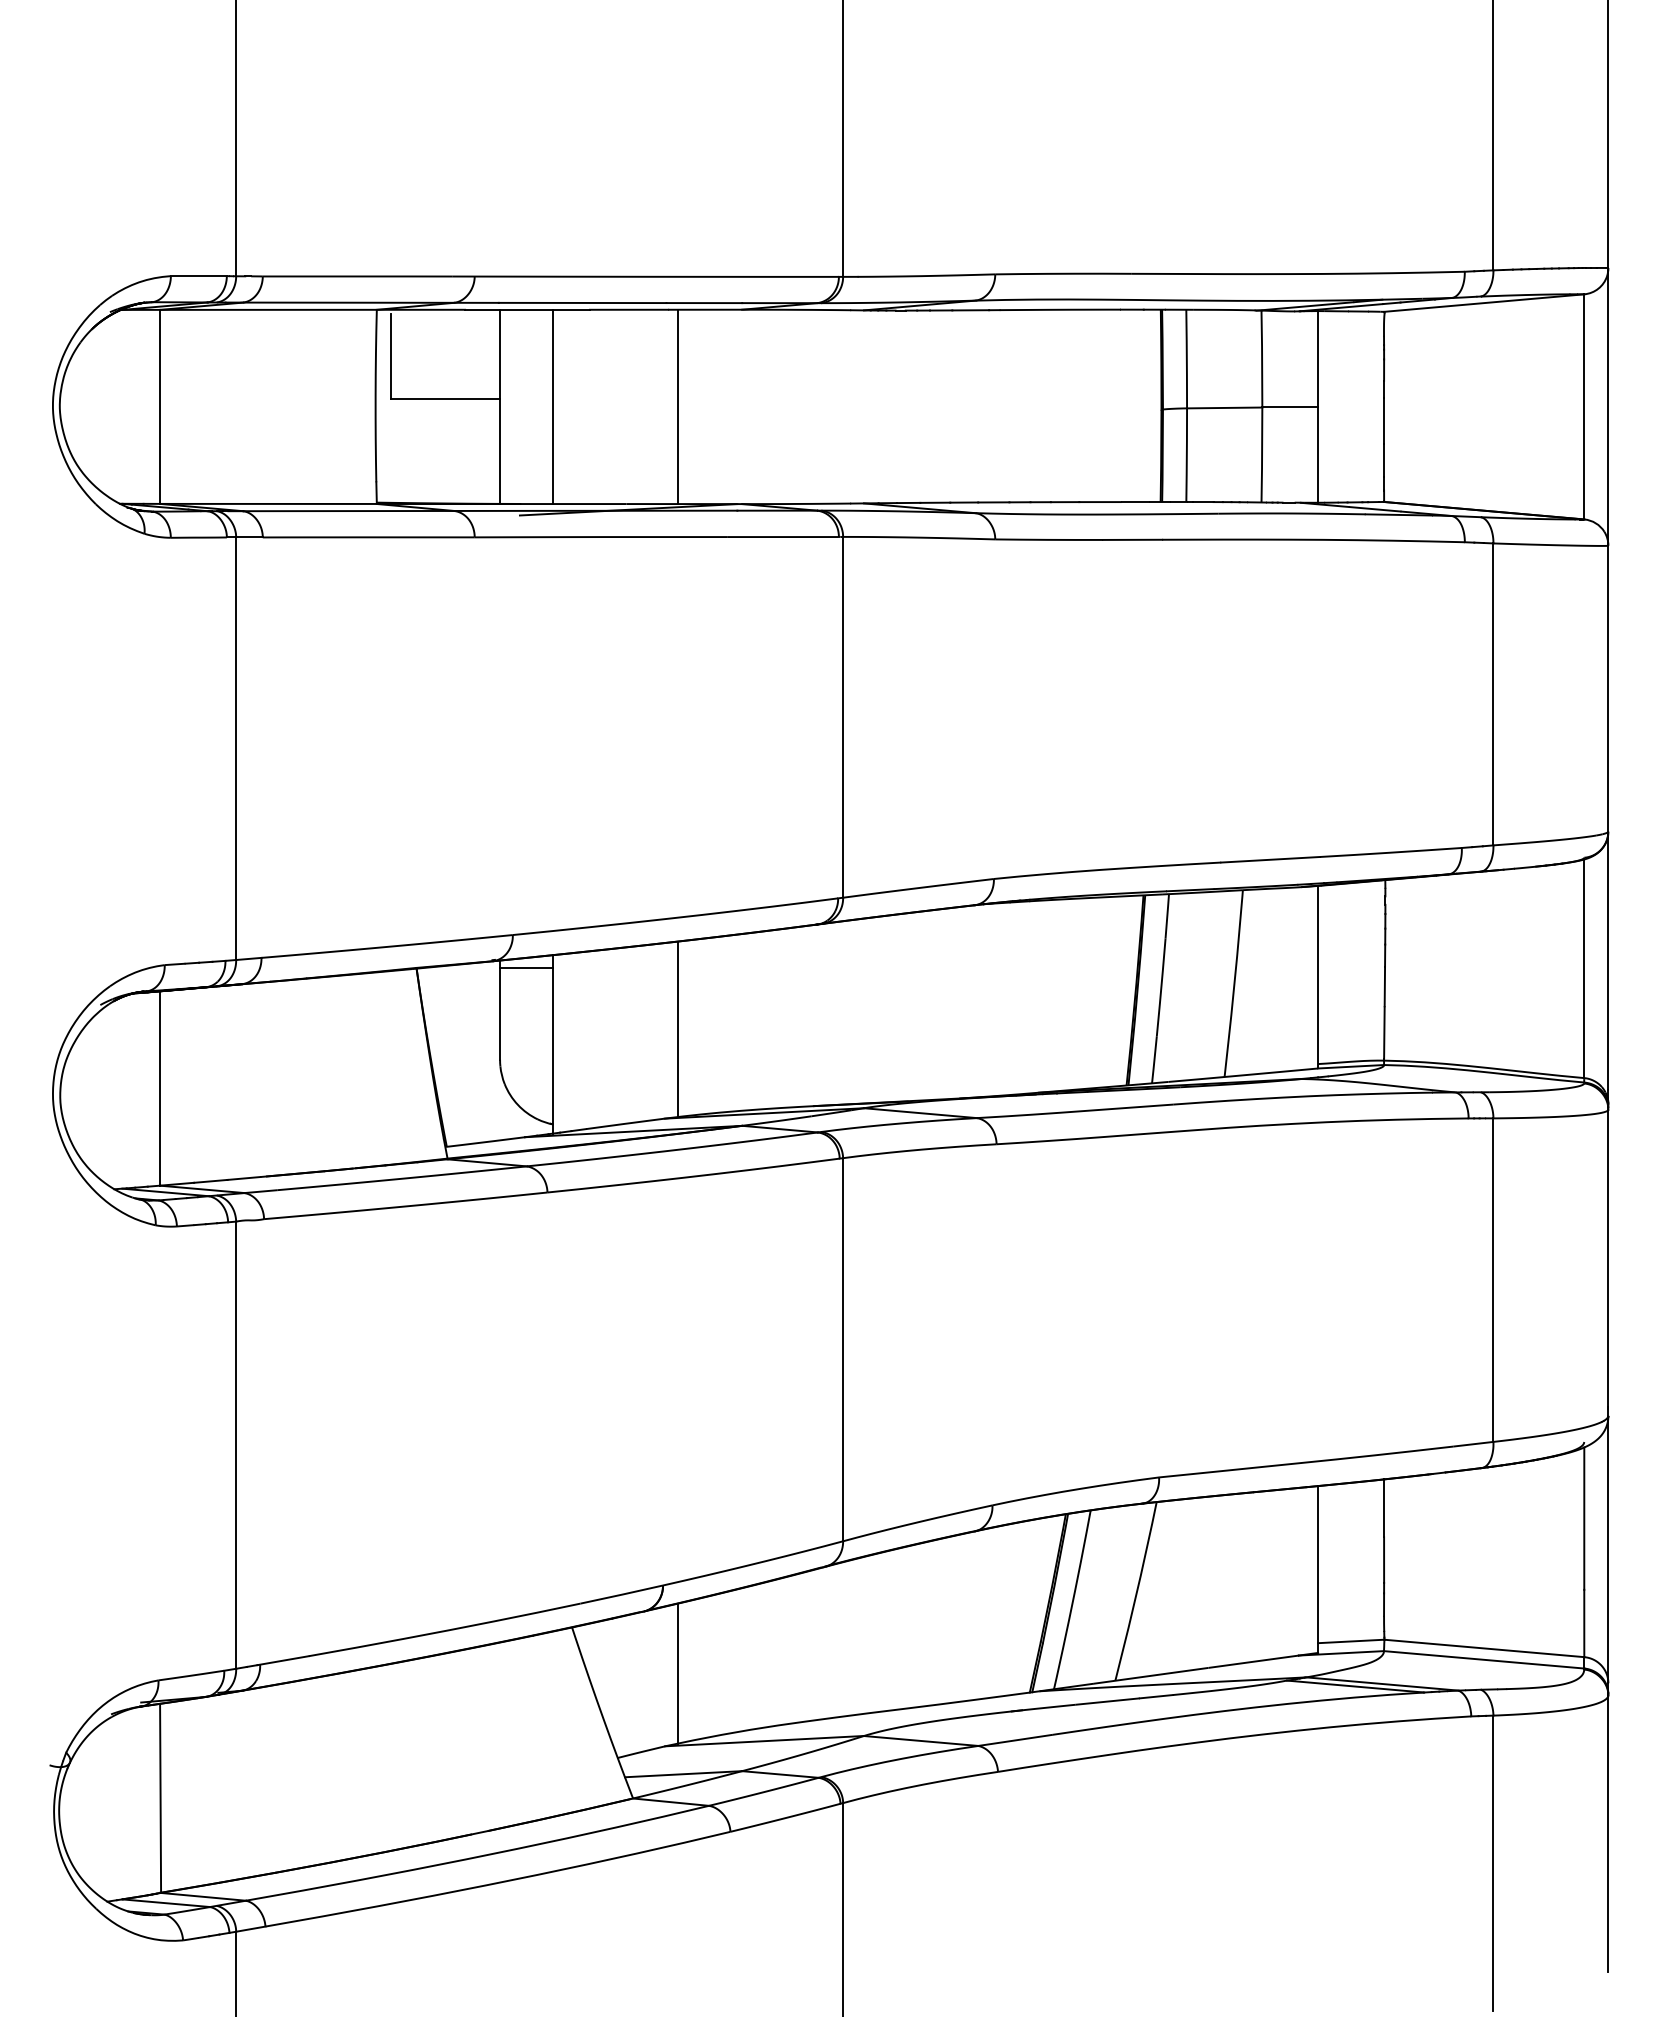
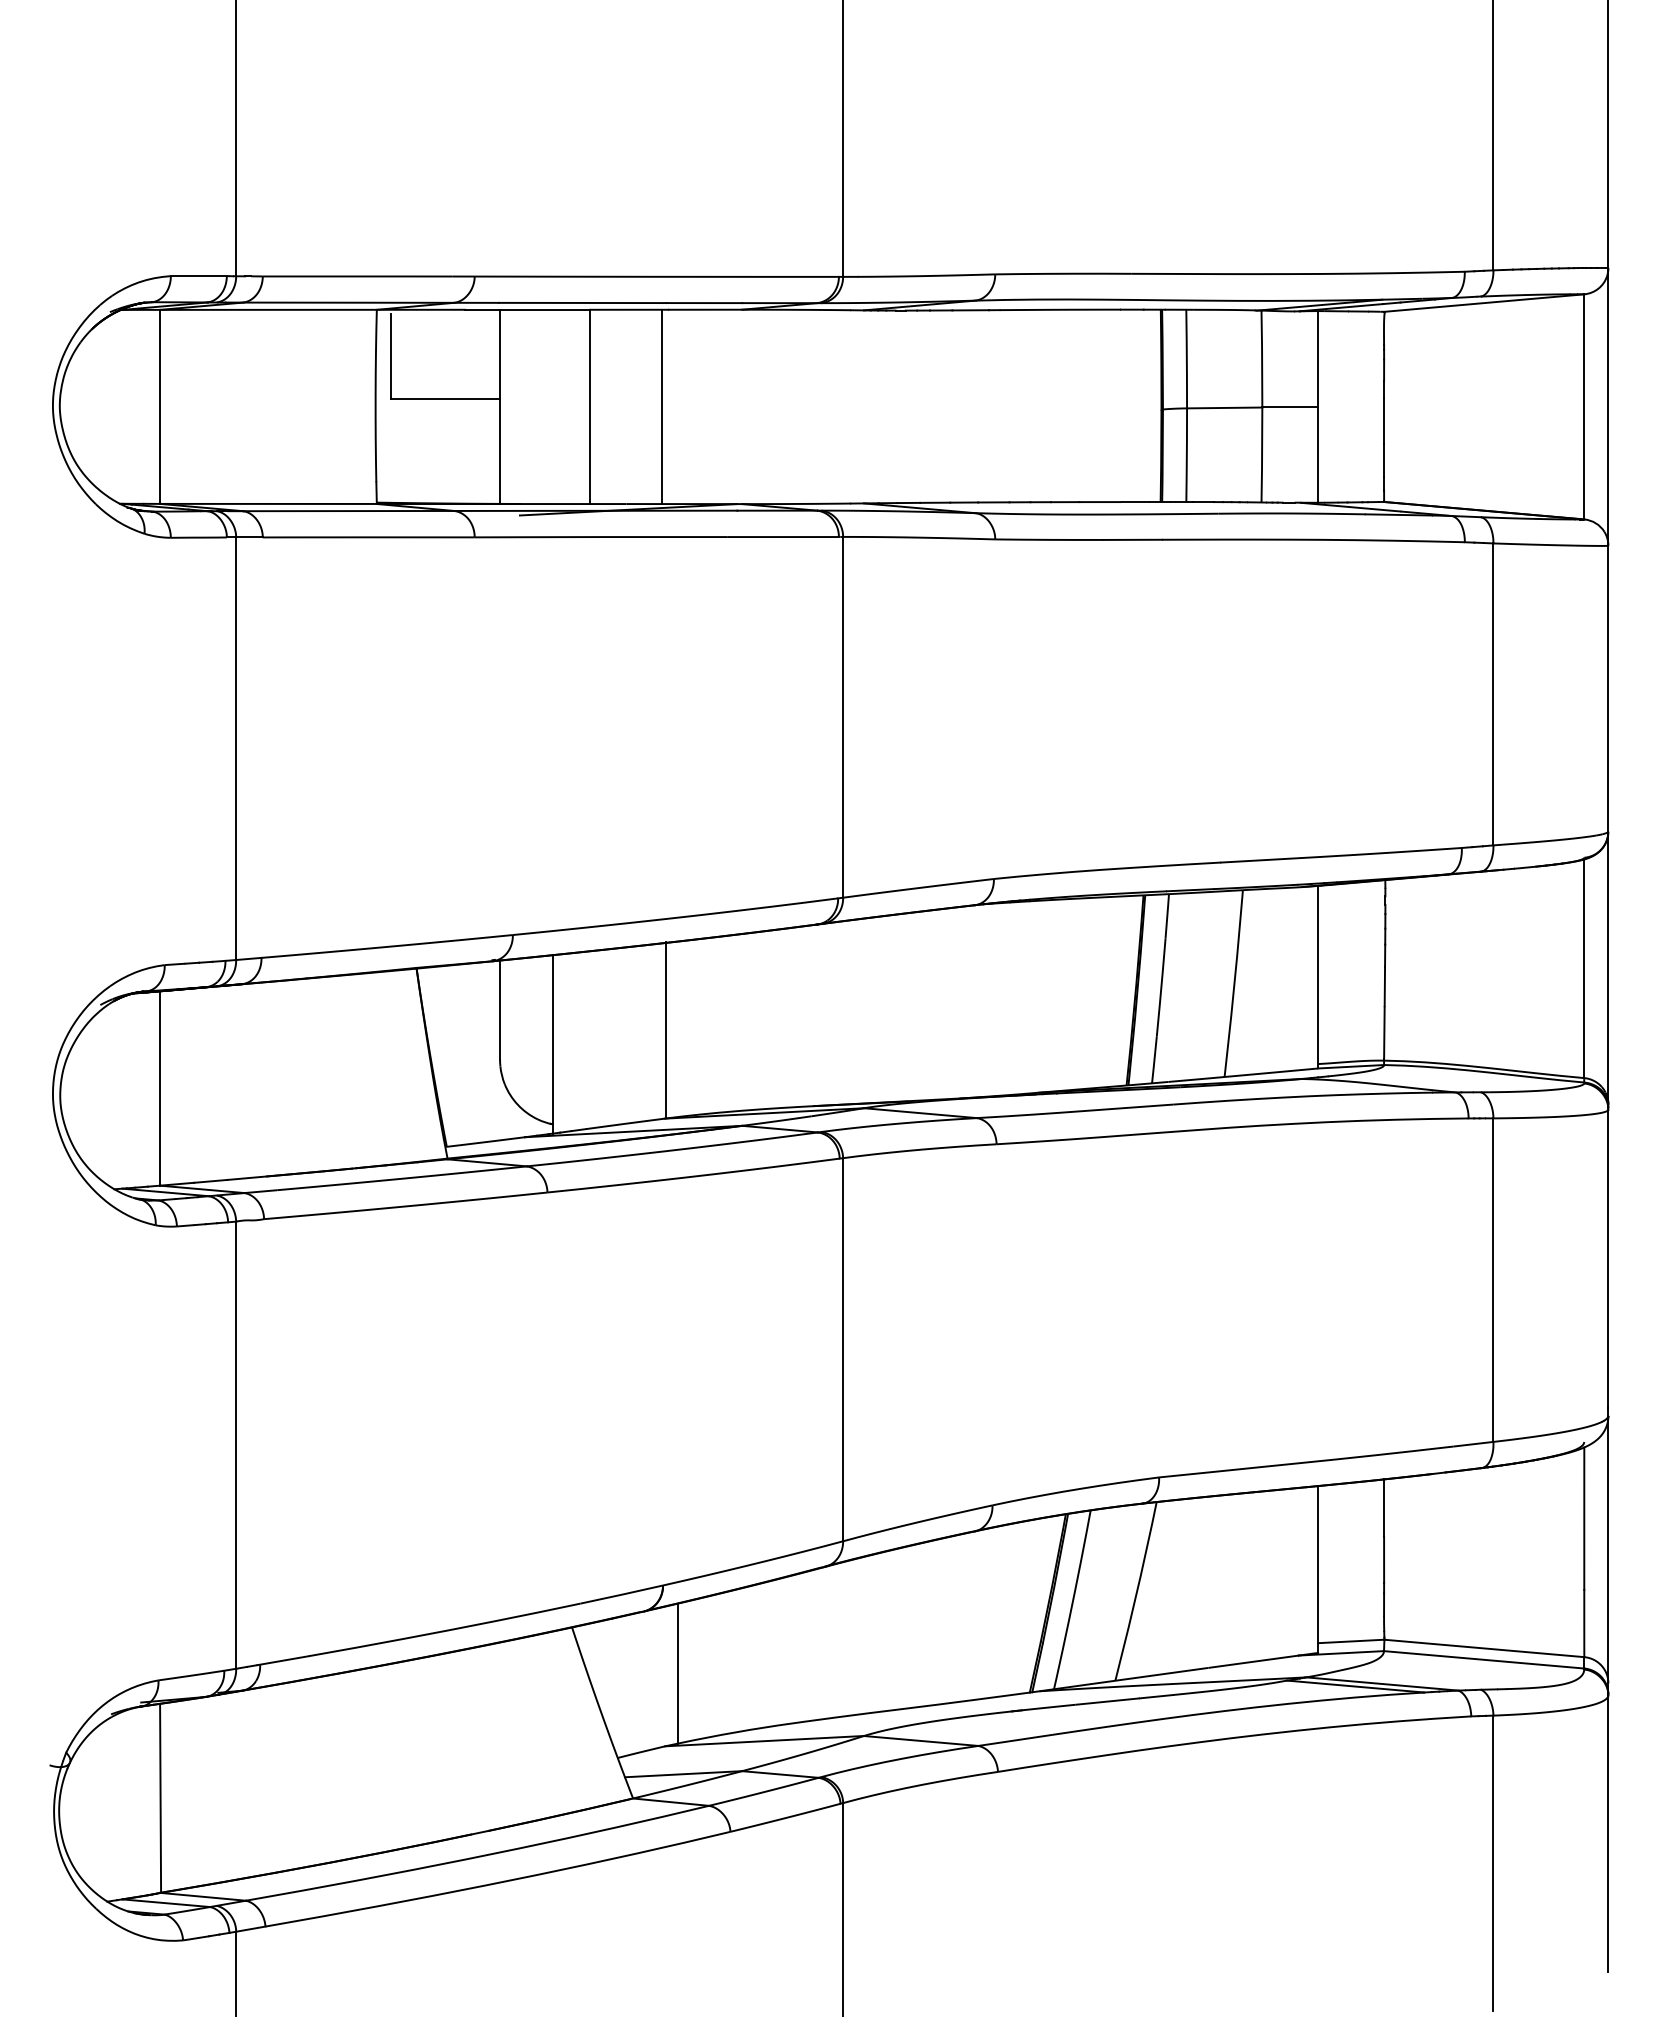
line position: (552, 406) -> (589, 406) (589, 406)
line position: (677, 406) -> (661, 406) (661, 406)
line: present -> none (526, 967)
line position: (677, 1029) -> (665, 1029) (665, 1029)
